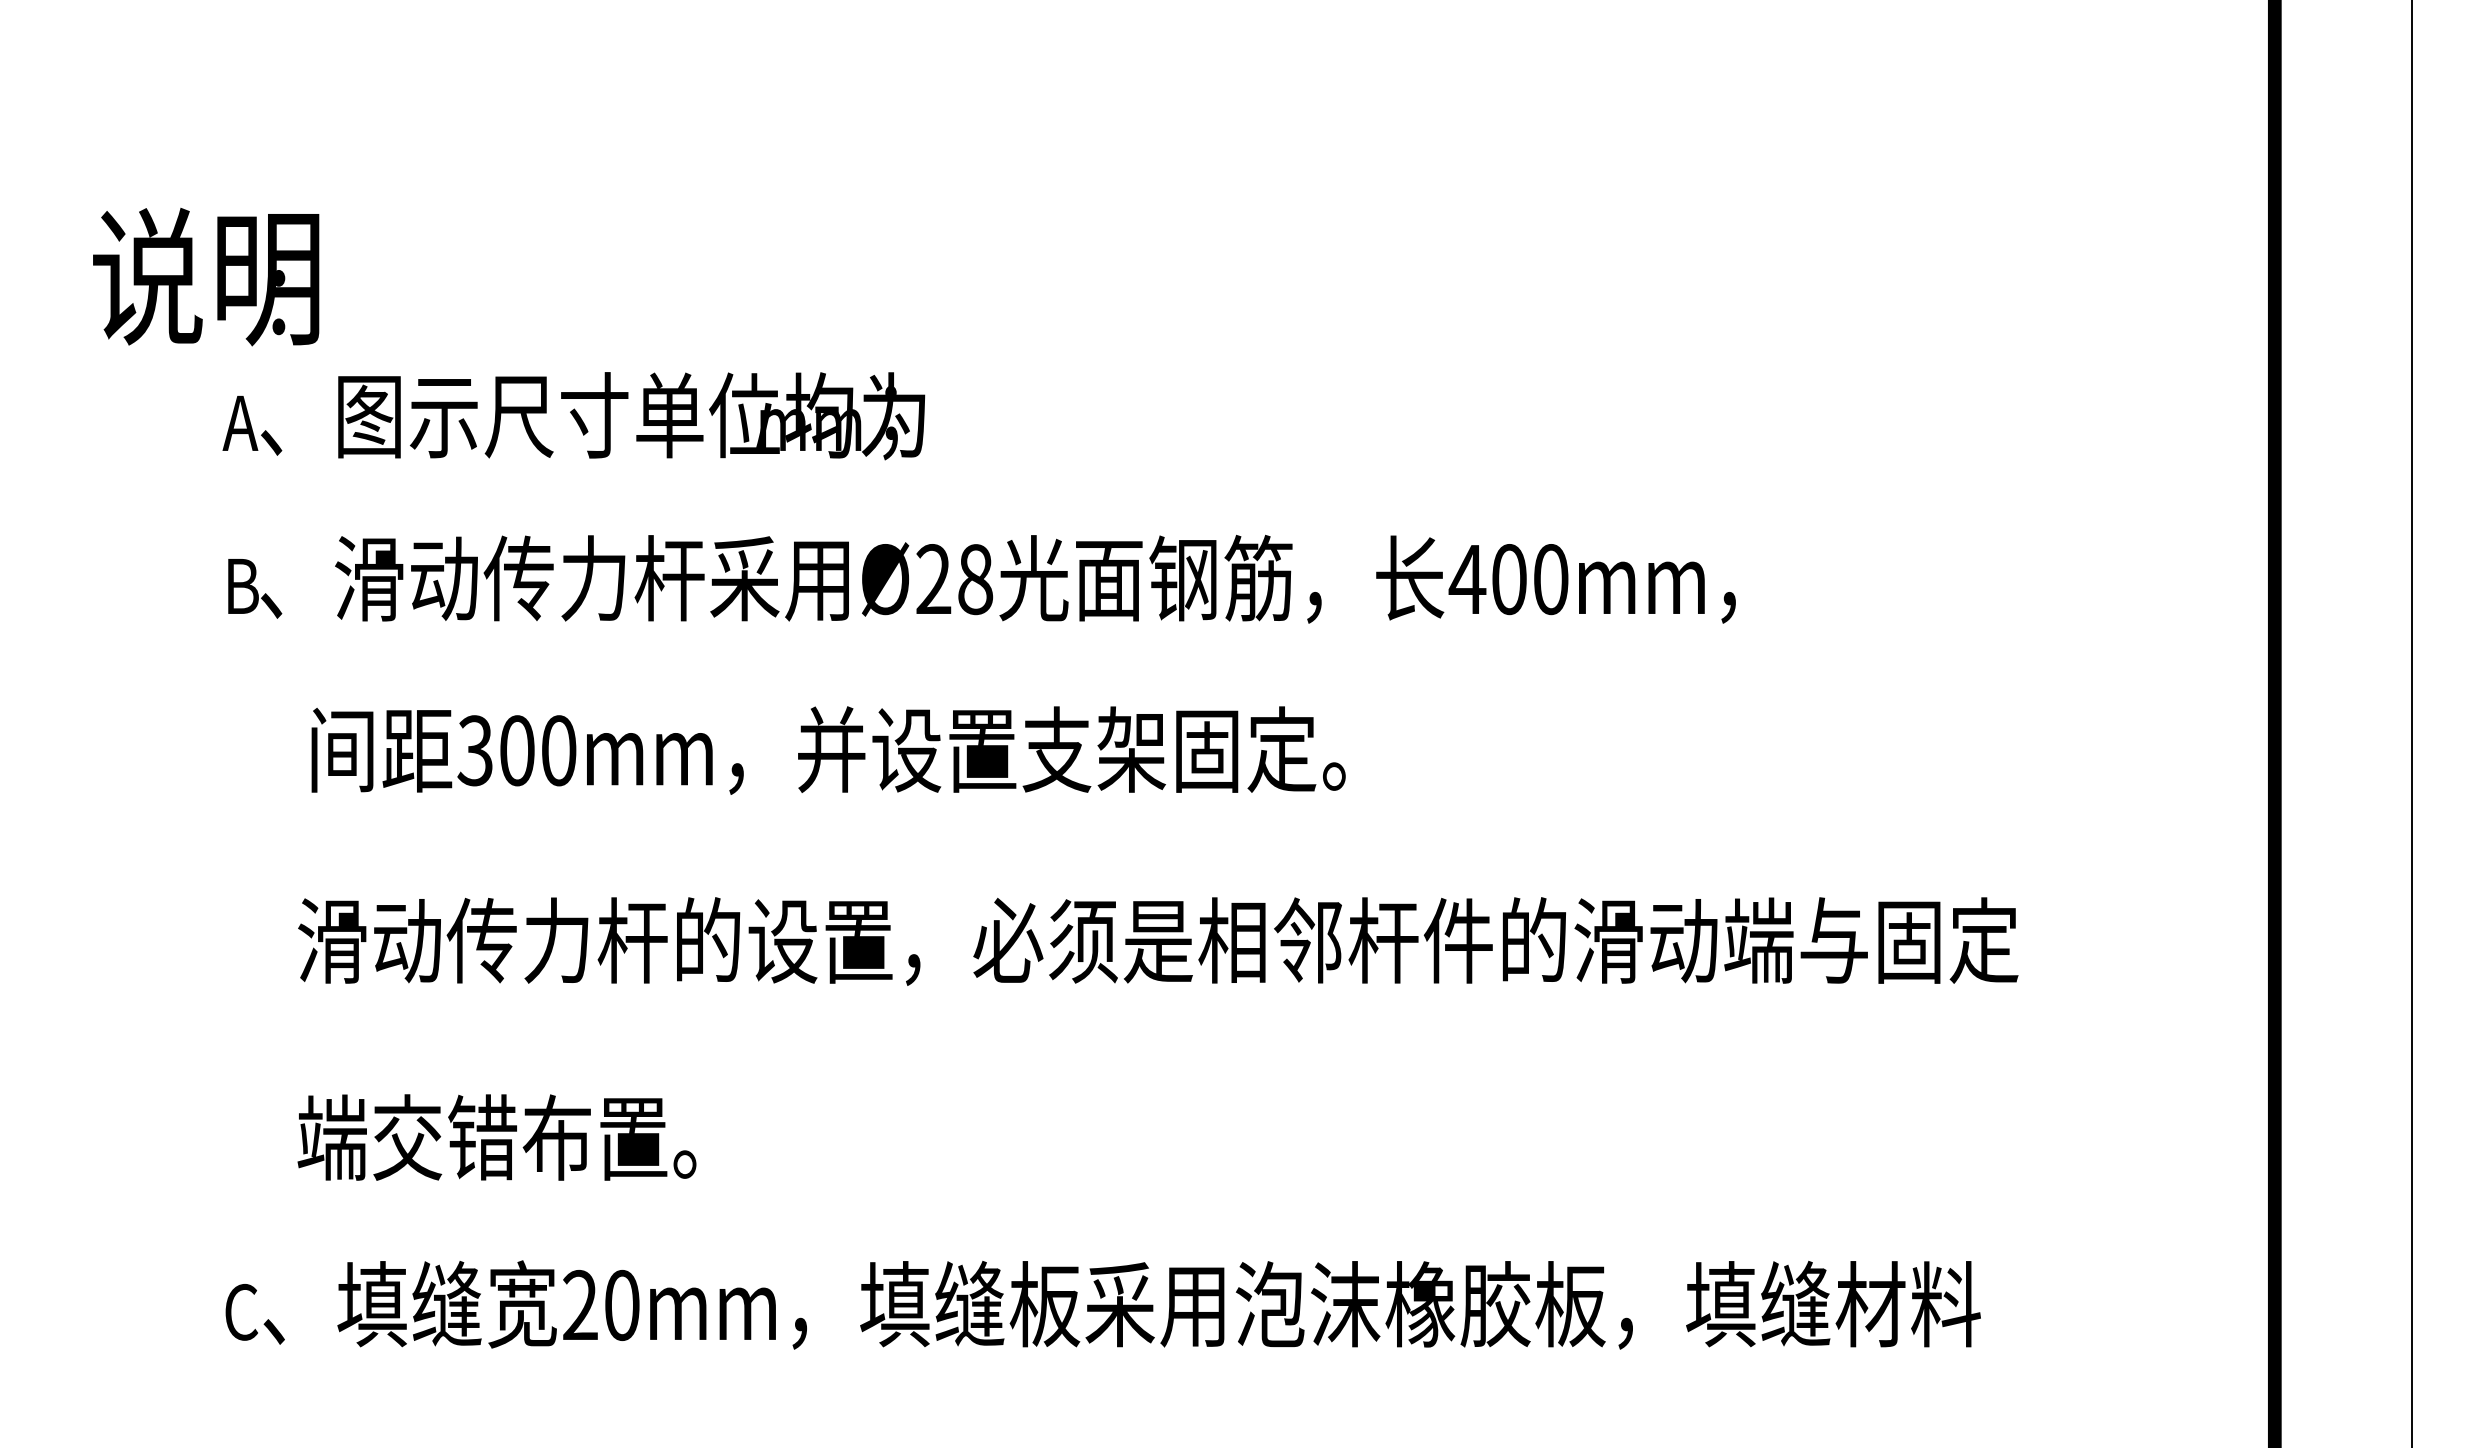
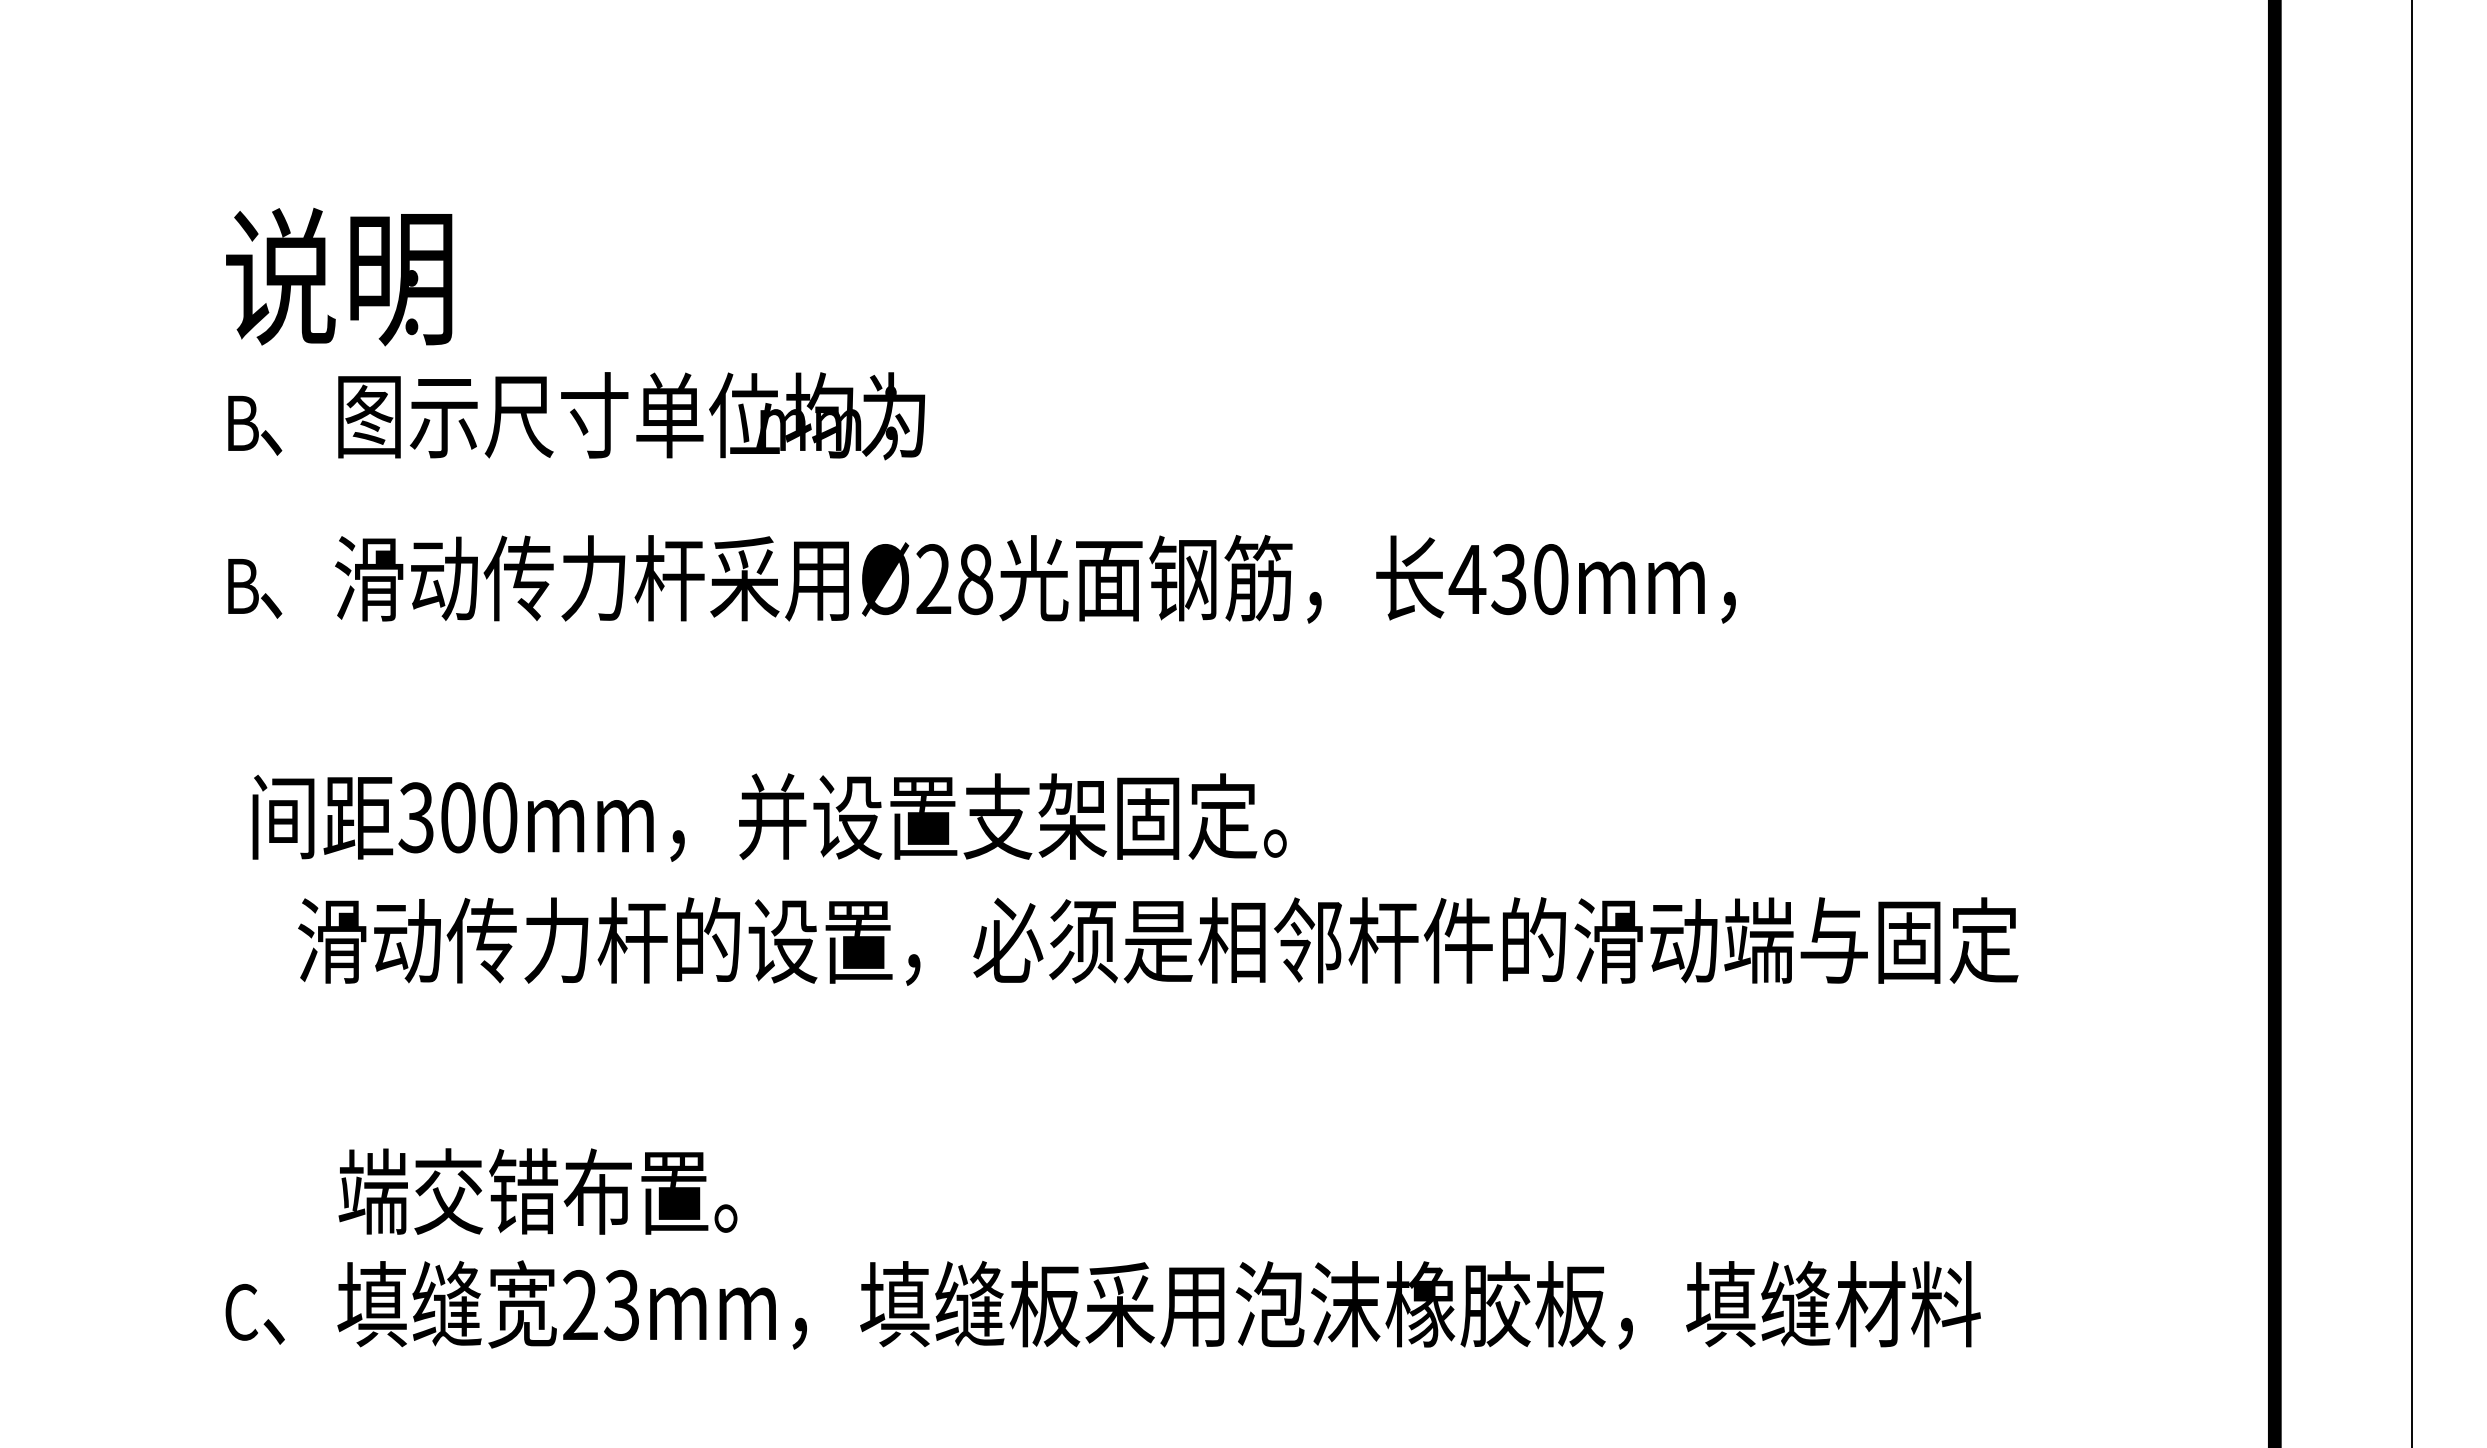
text position: (206, 276) -> (339, 276) (339, 276)
text: A -> B (240, 422)
text: 400mm -> 430mm (1508, 579)
text position: (828, 750) -> (769, 817) (769, 817)
text position: (496, 1137) -> (537, 1191) (537, 1191)
text: 20mm -> 23mm (621, 1305)
